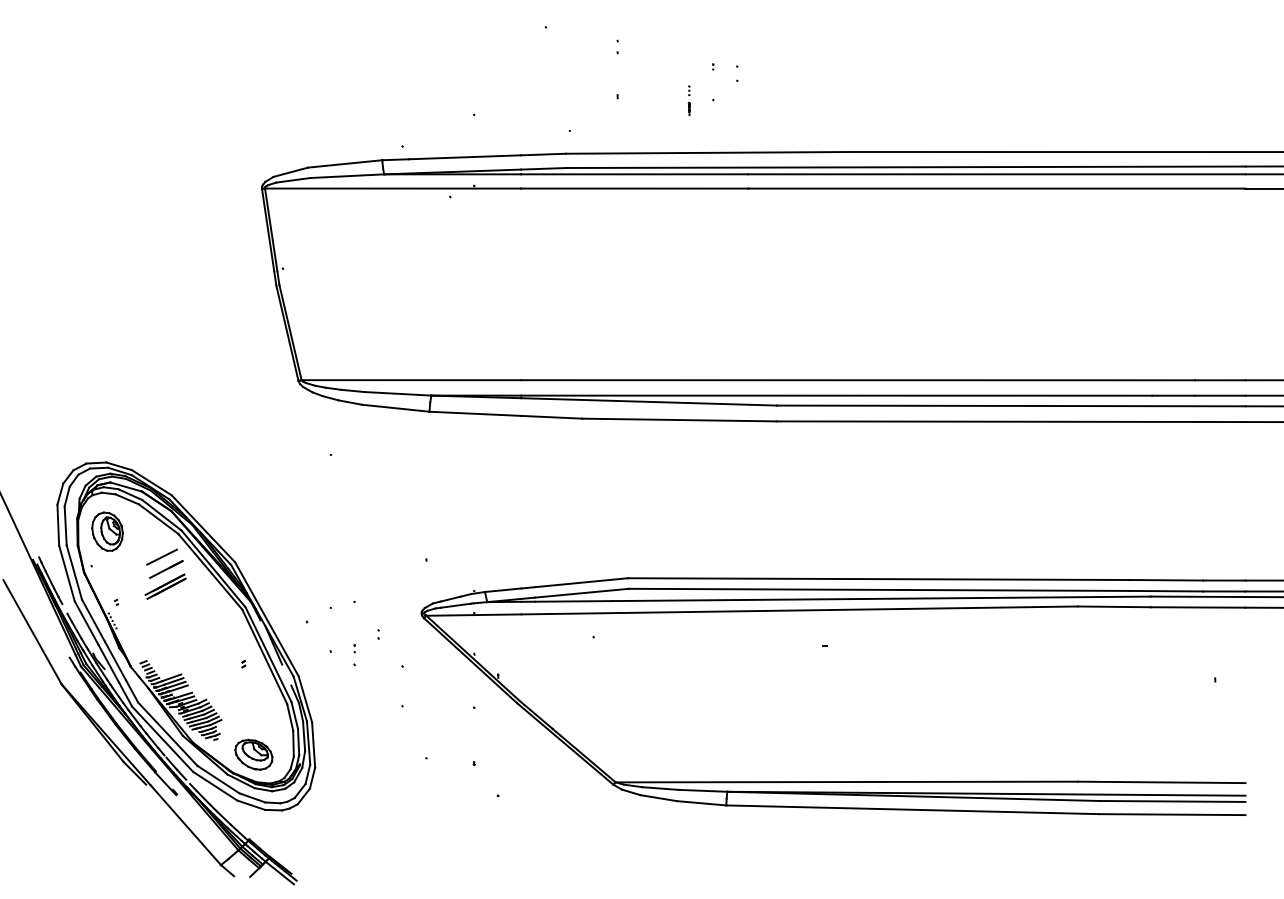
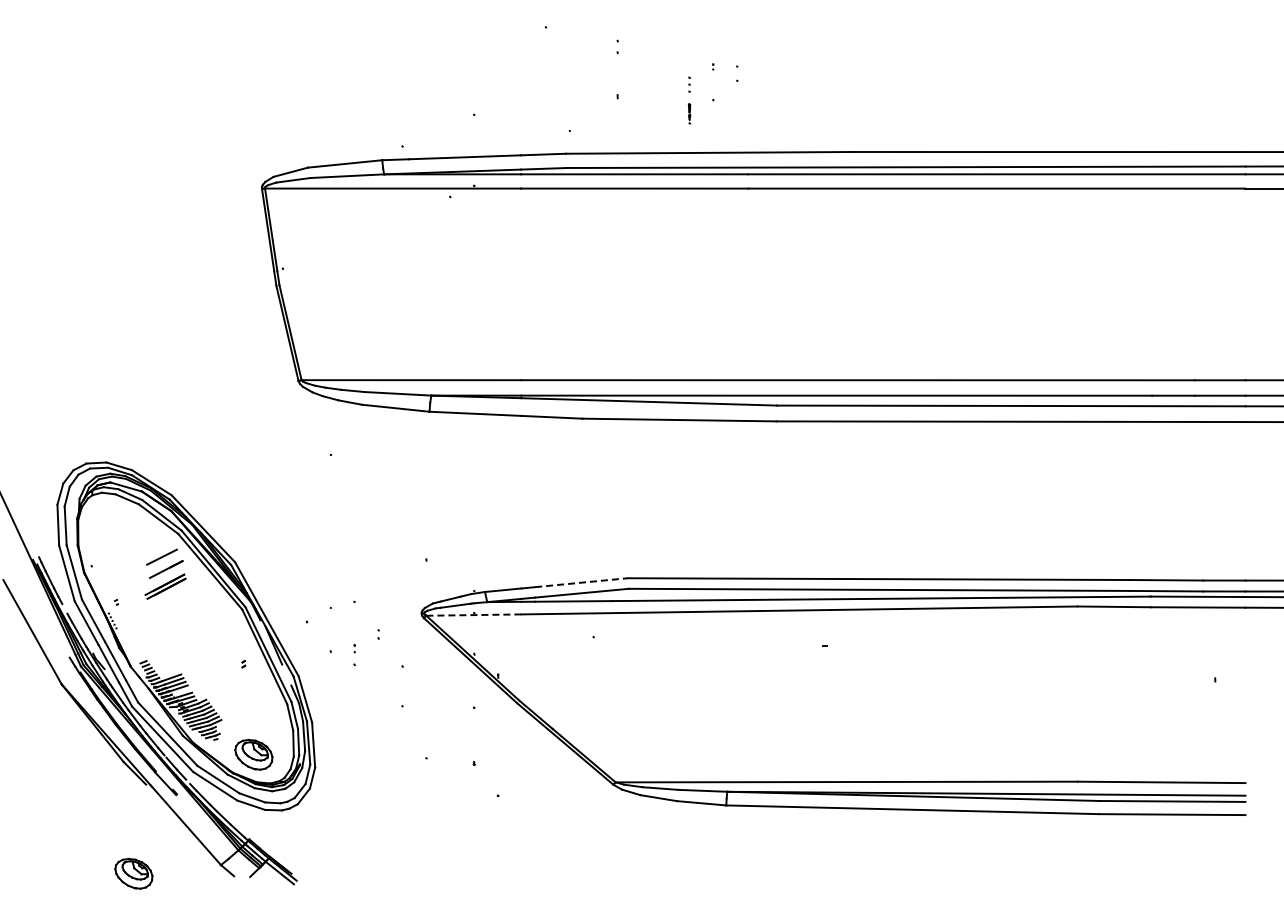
part size: 4x32 px -> 4x49 px (689, 100)
part: present -> none (107, 531)
line: solid -> dashed (582, 582)
line: solid -> dashed (473, 615)
part: none -> present (133, 873)
